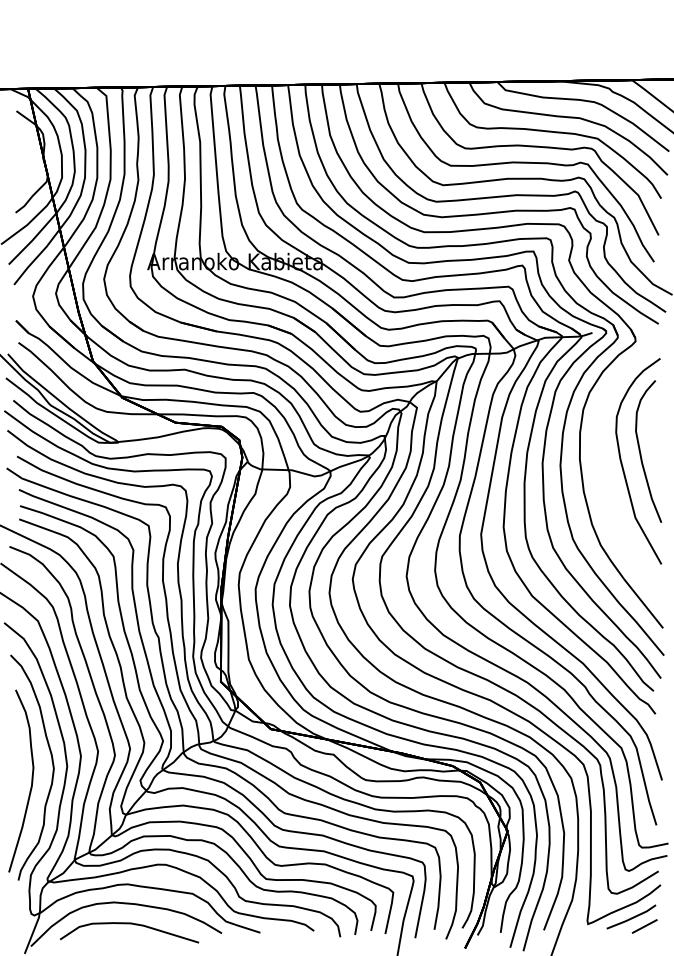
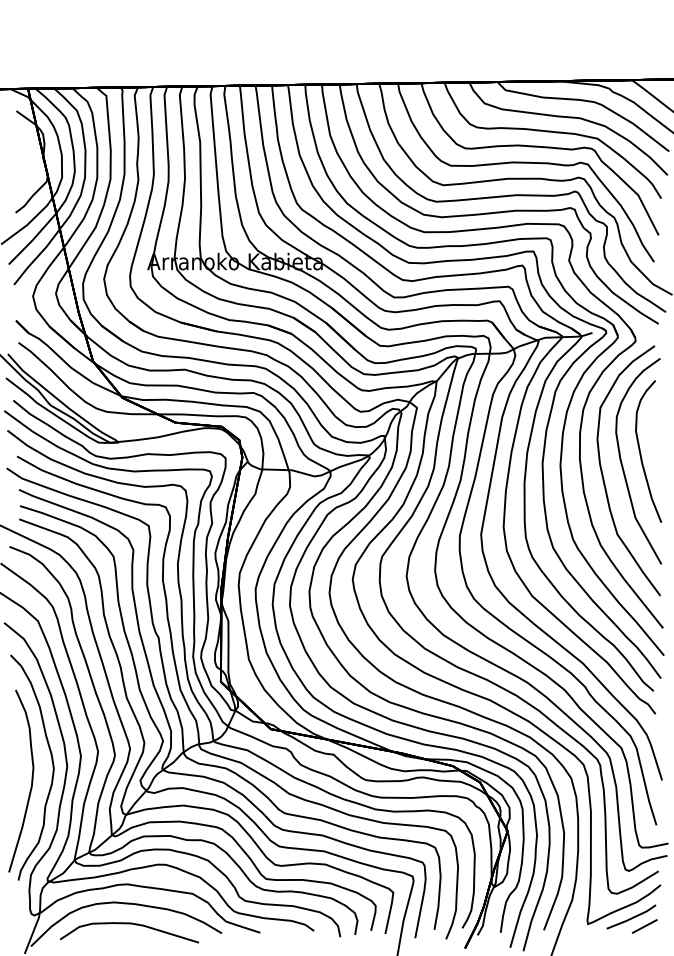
part: none -> present (604, 478)
